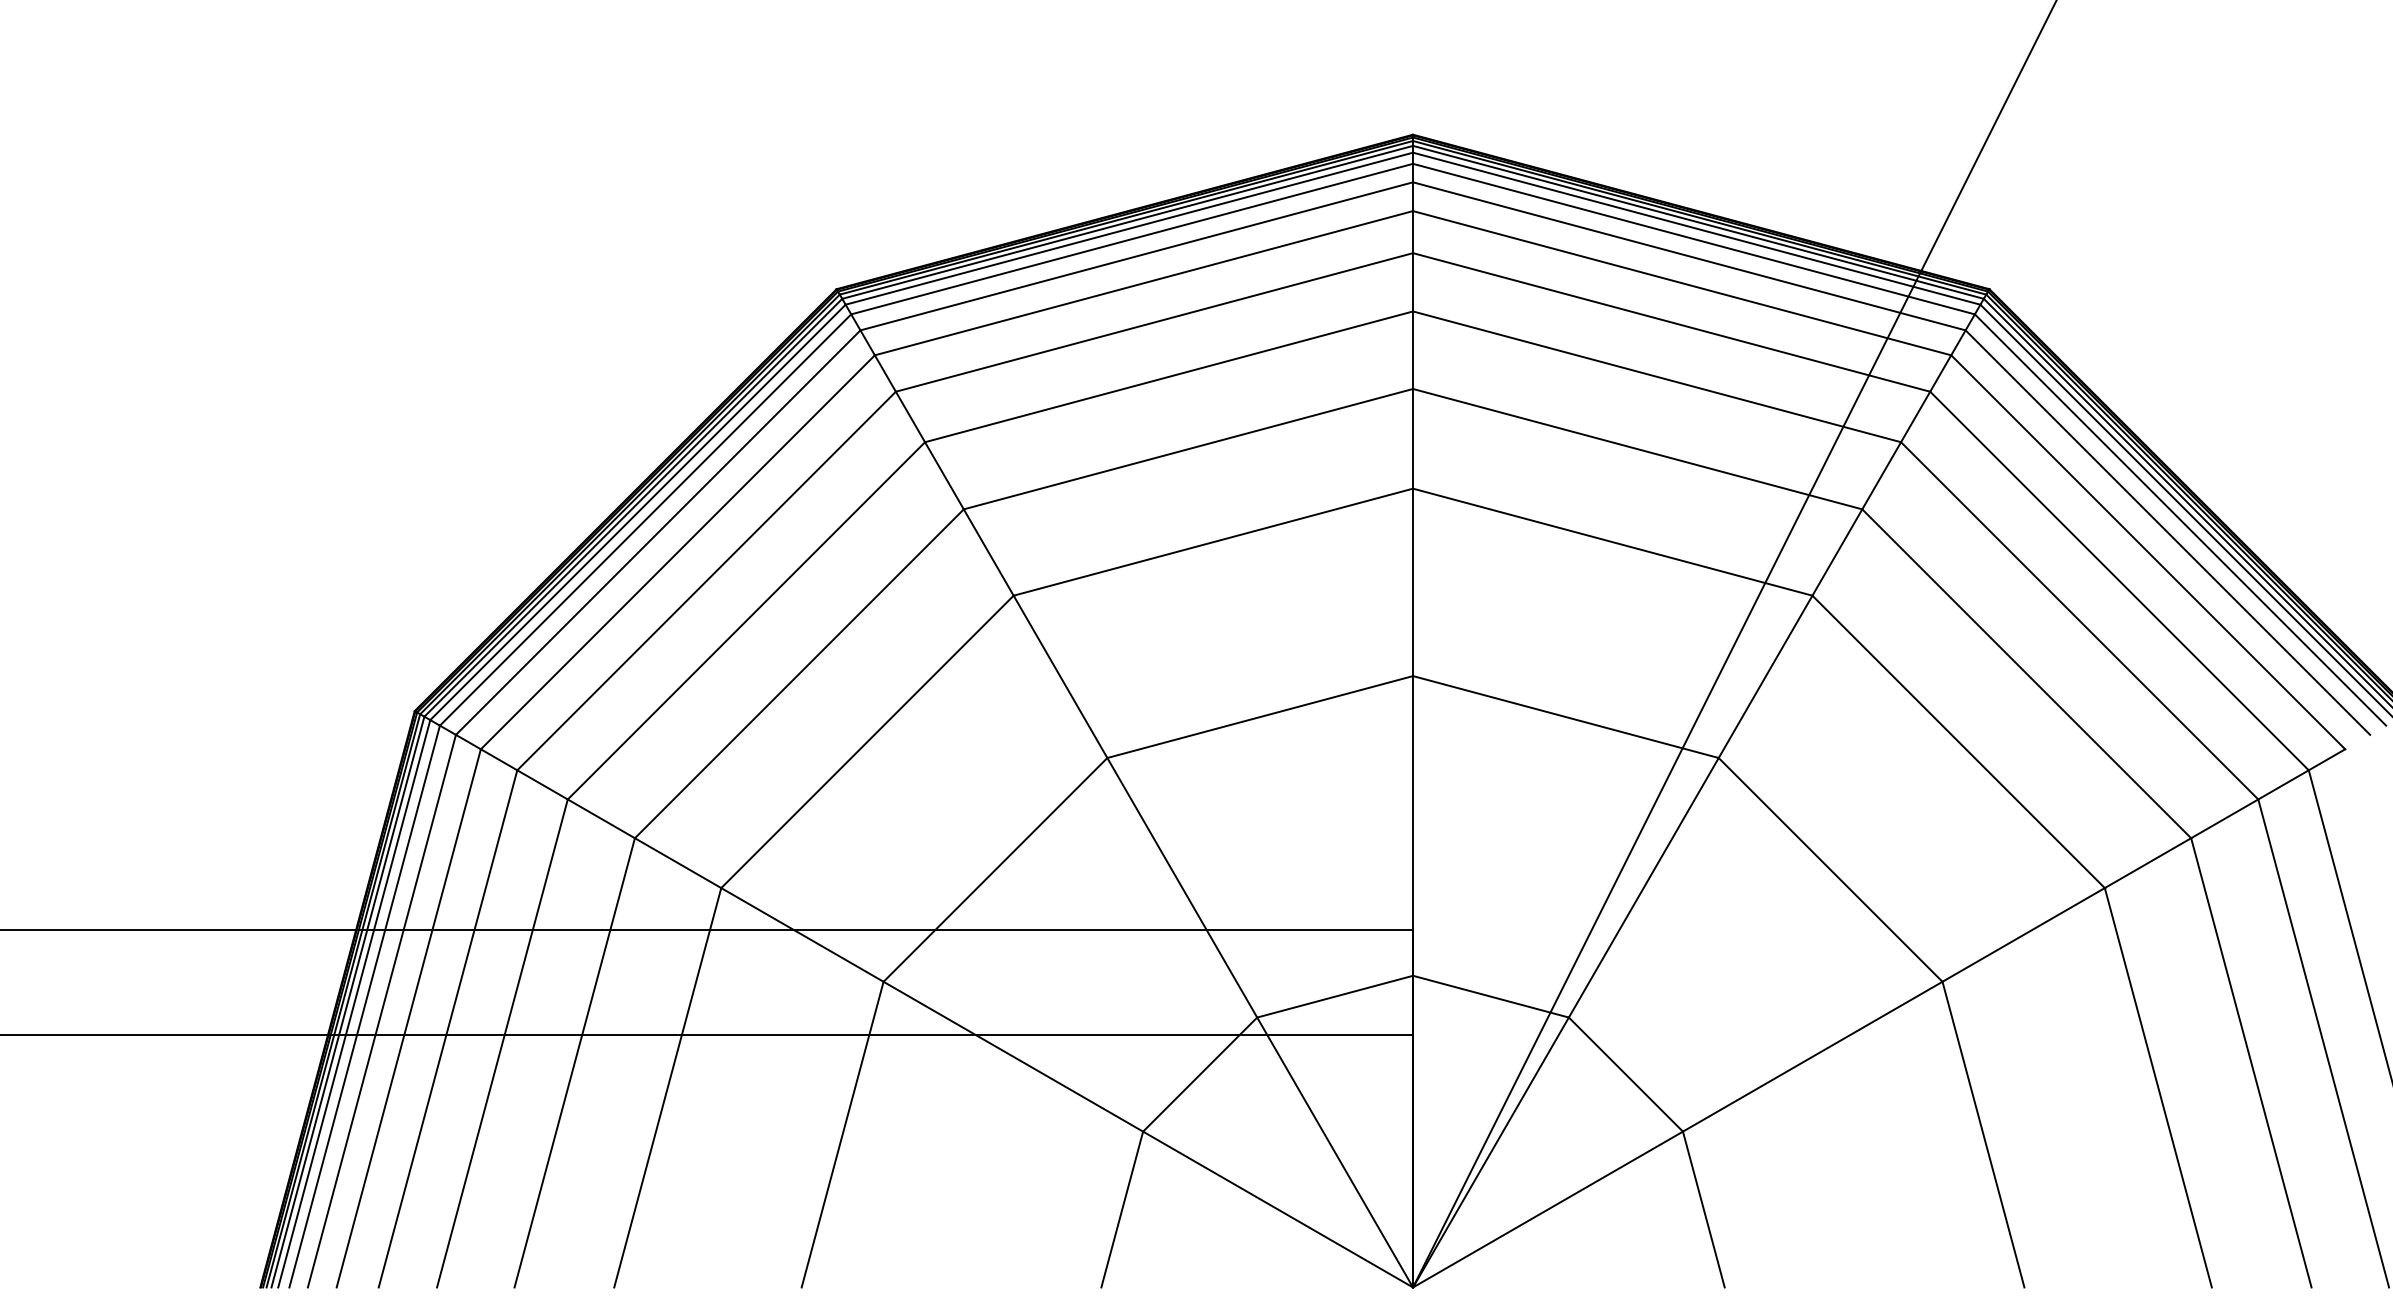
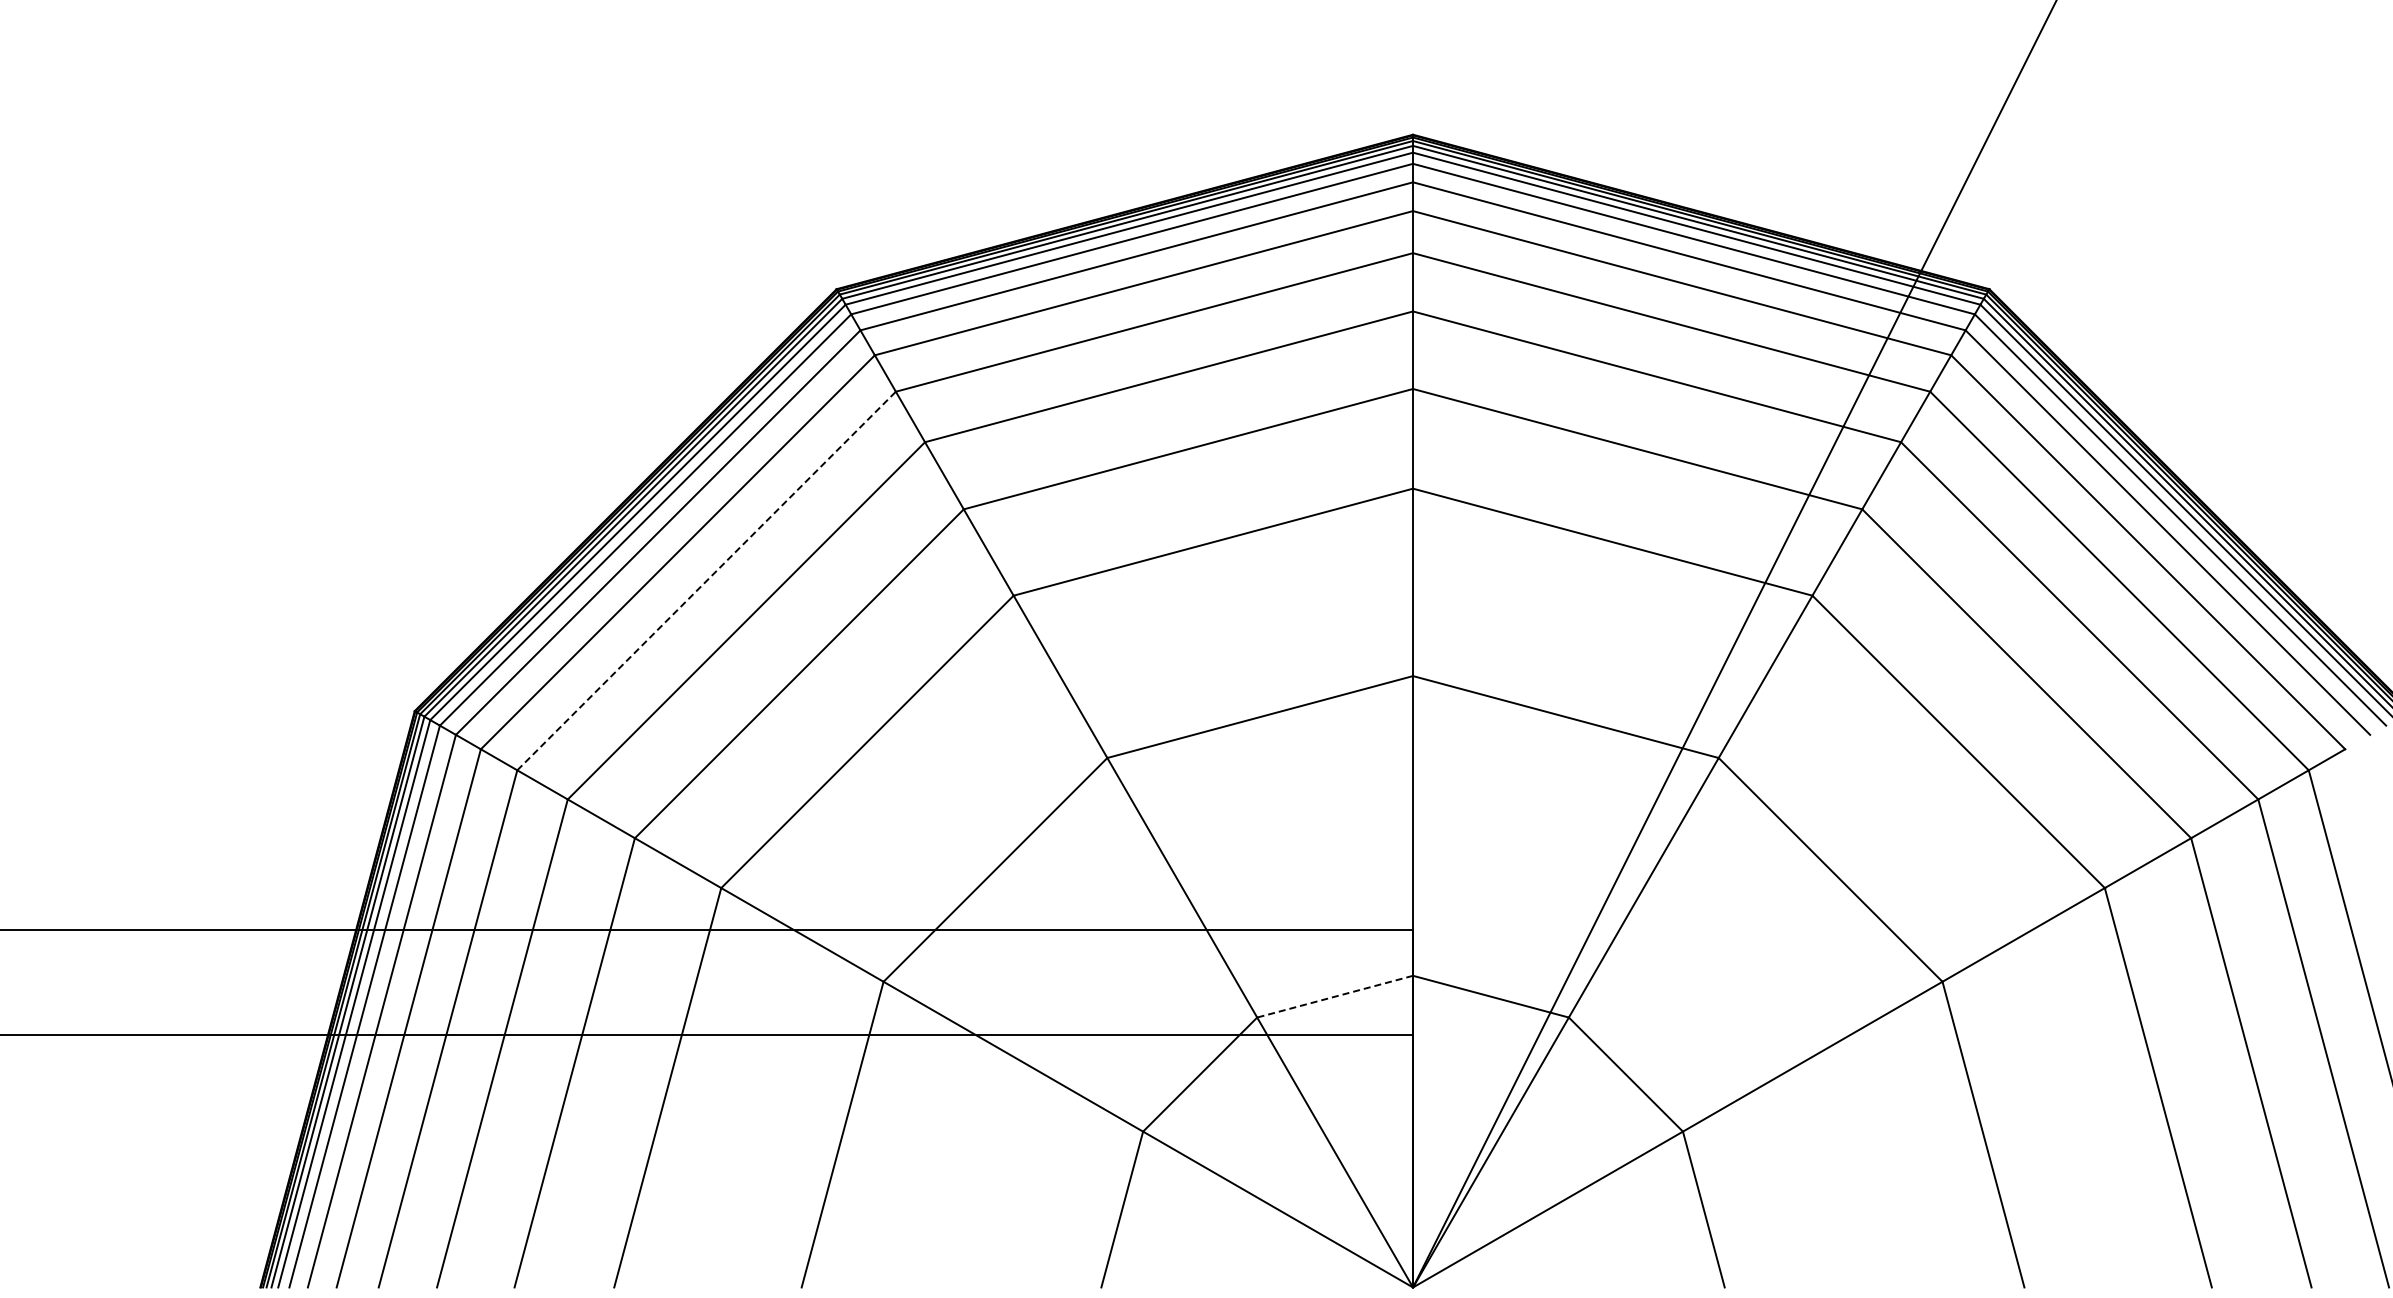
line: solid -> dashed (706, 581)
line: solid -> dashed (1335, 996)
